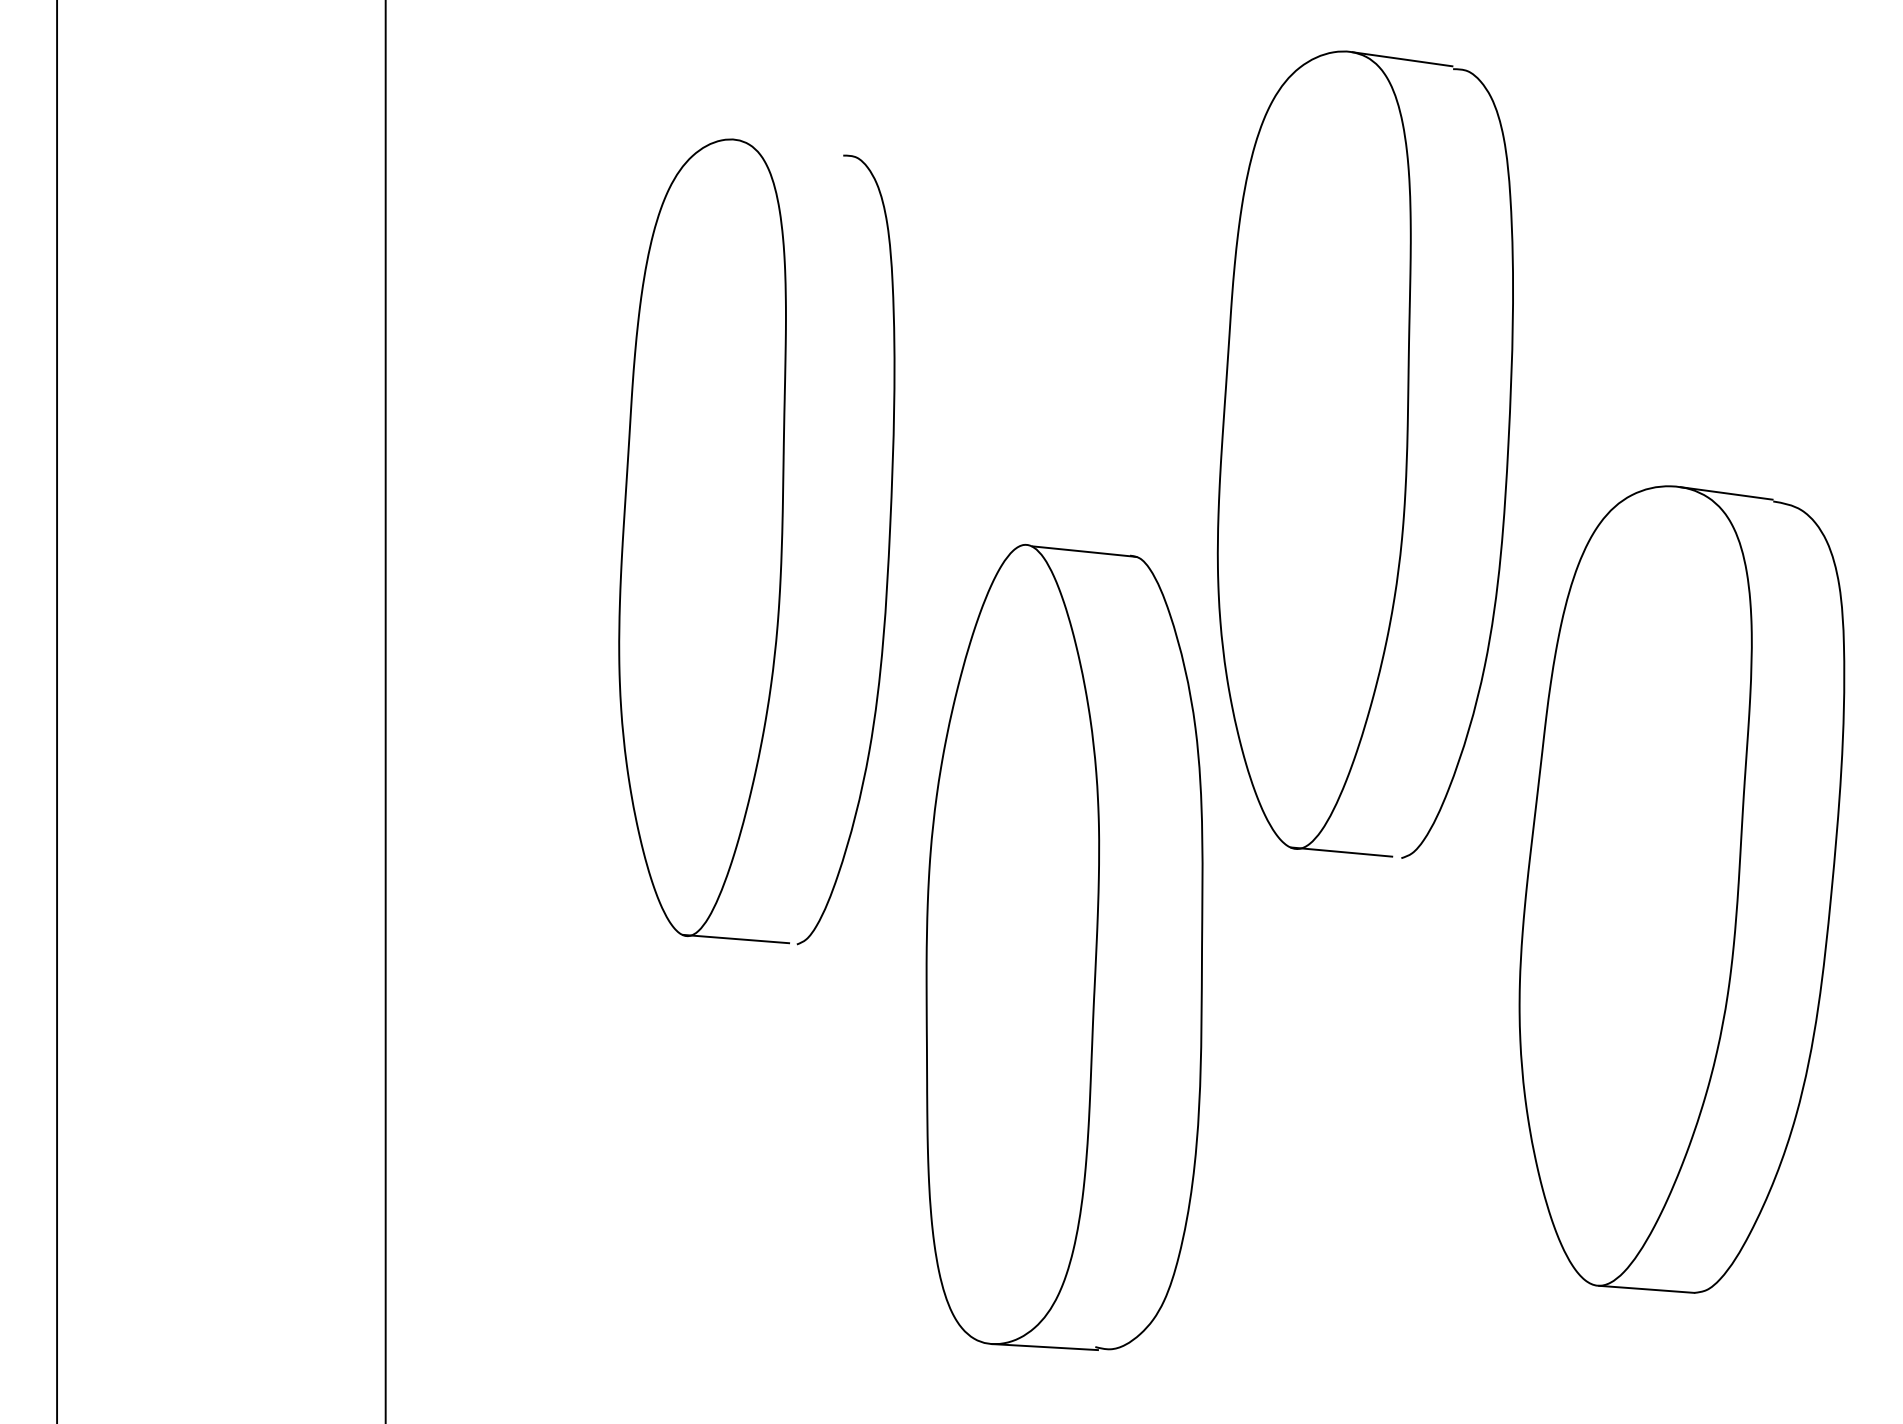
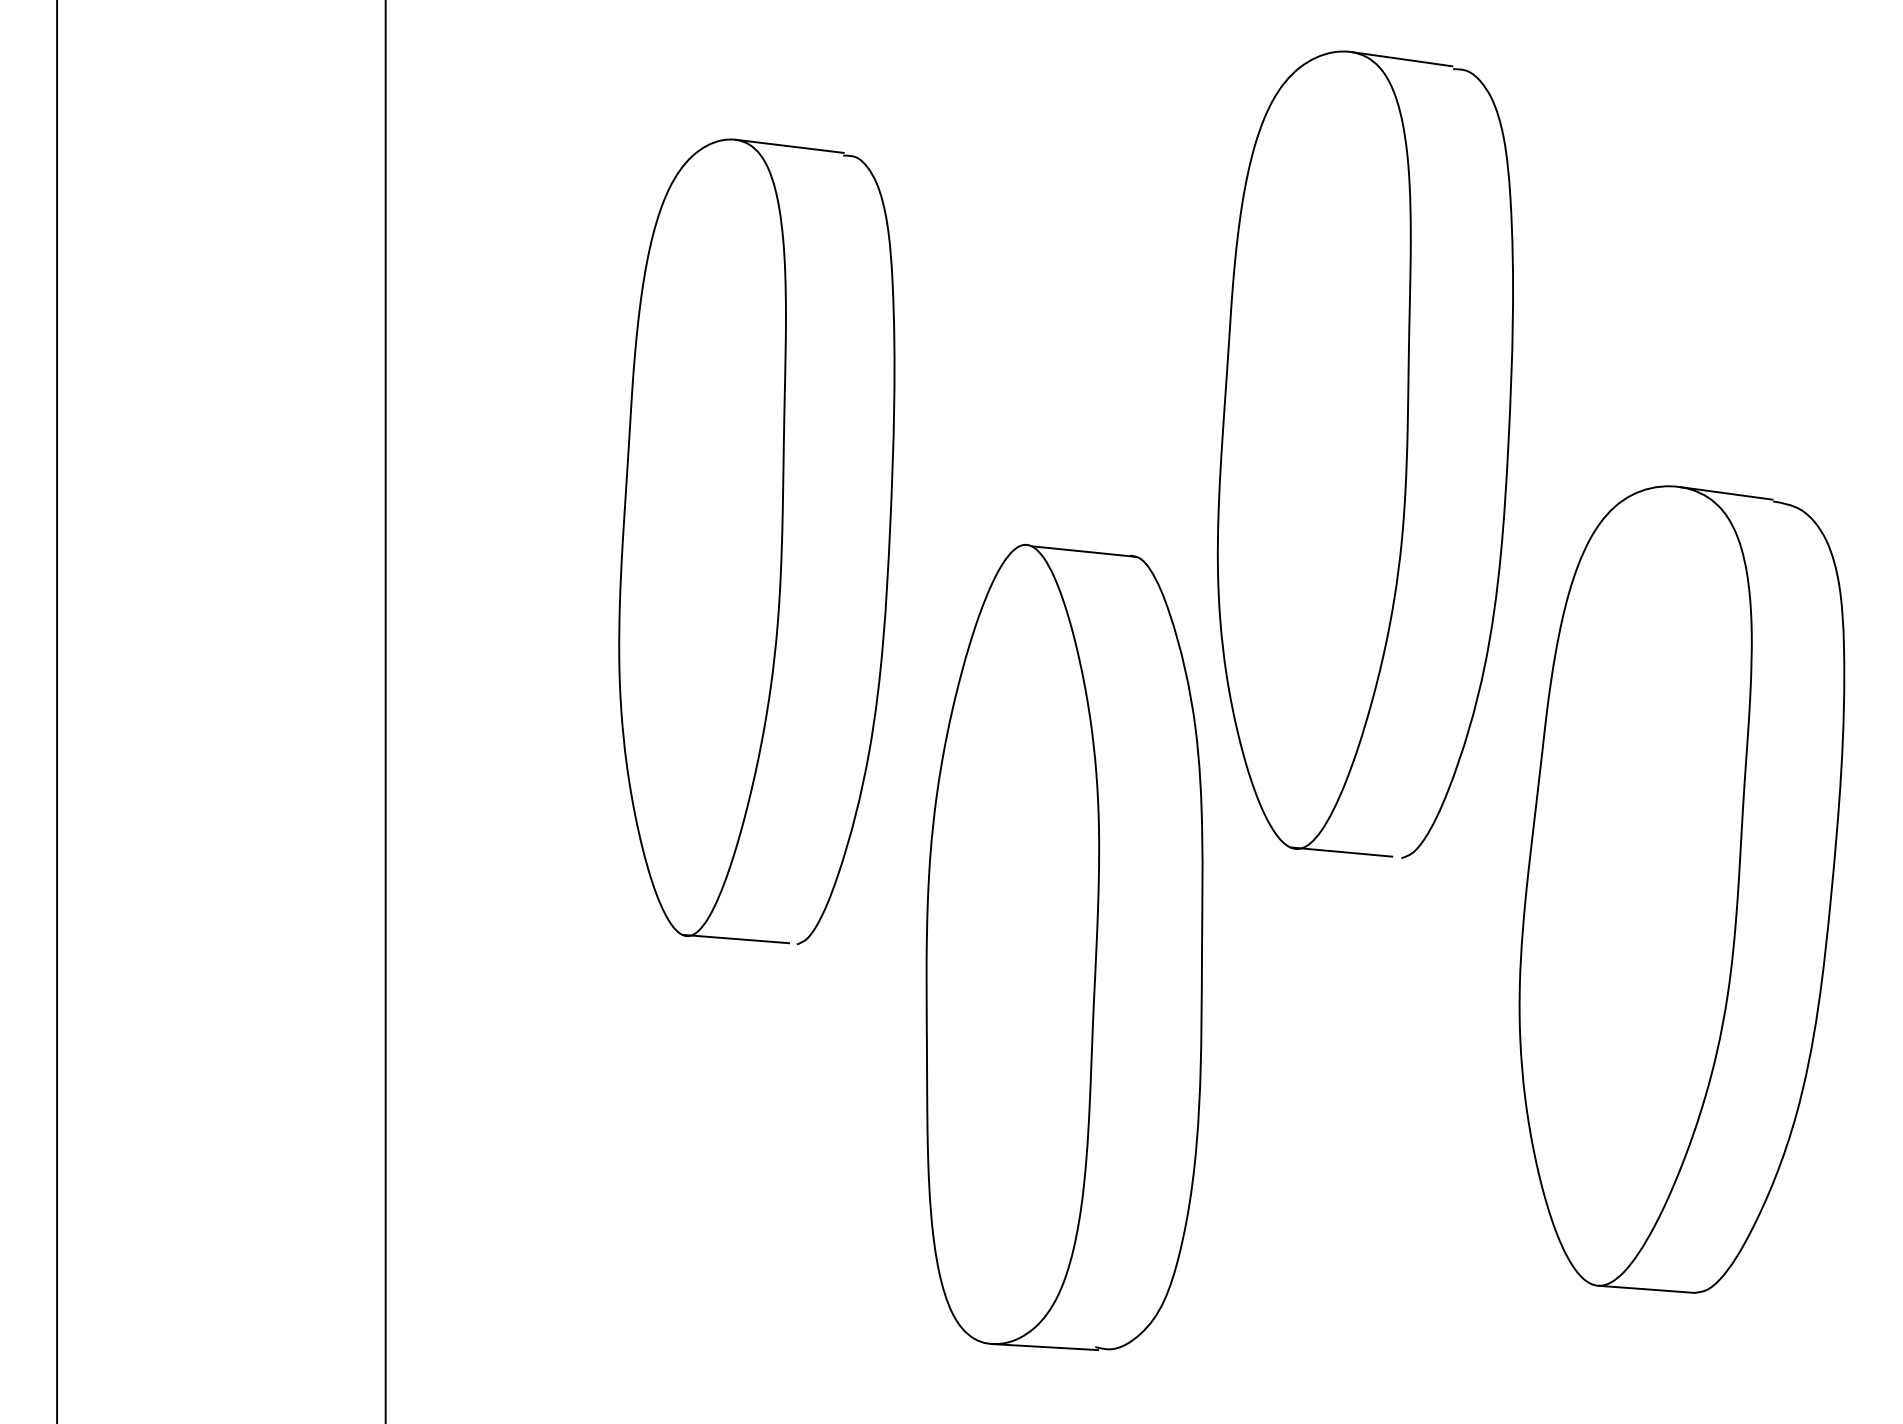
line: none -> present (789, 145)
